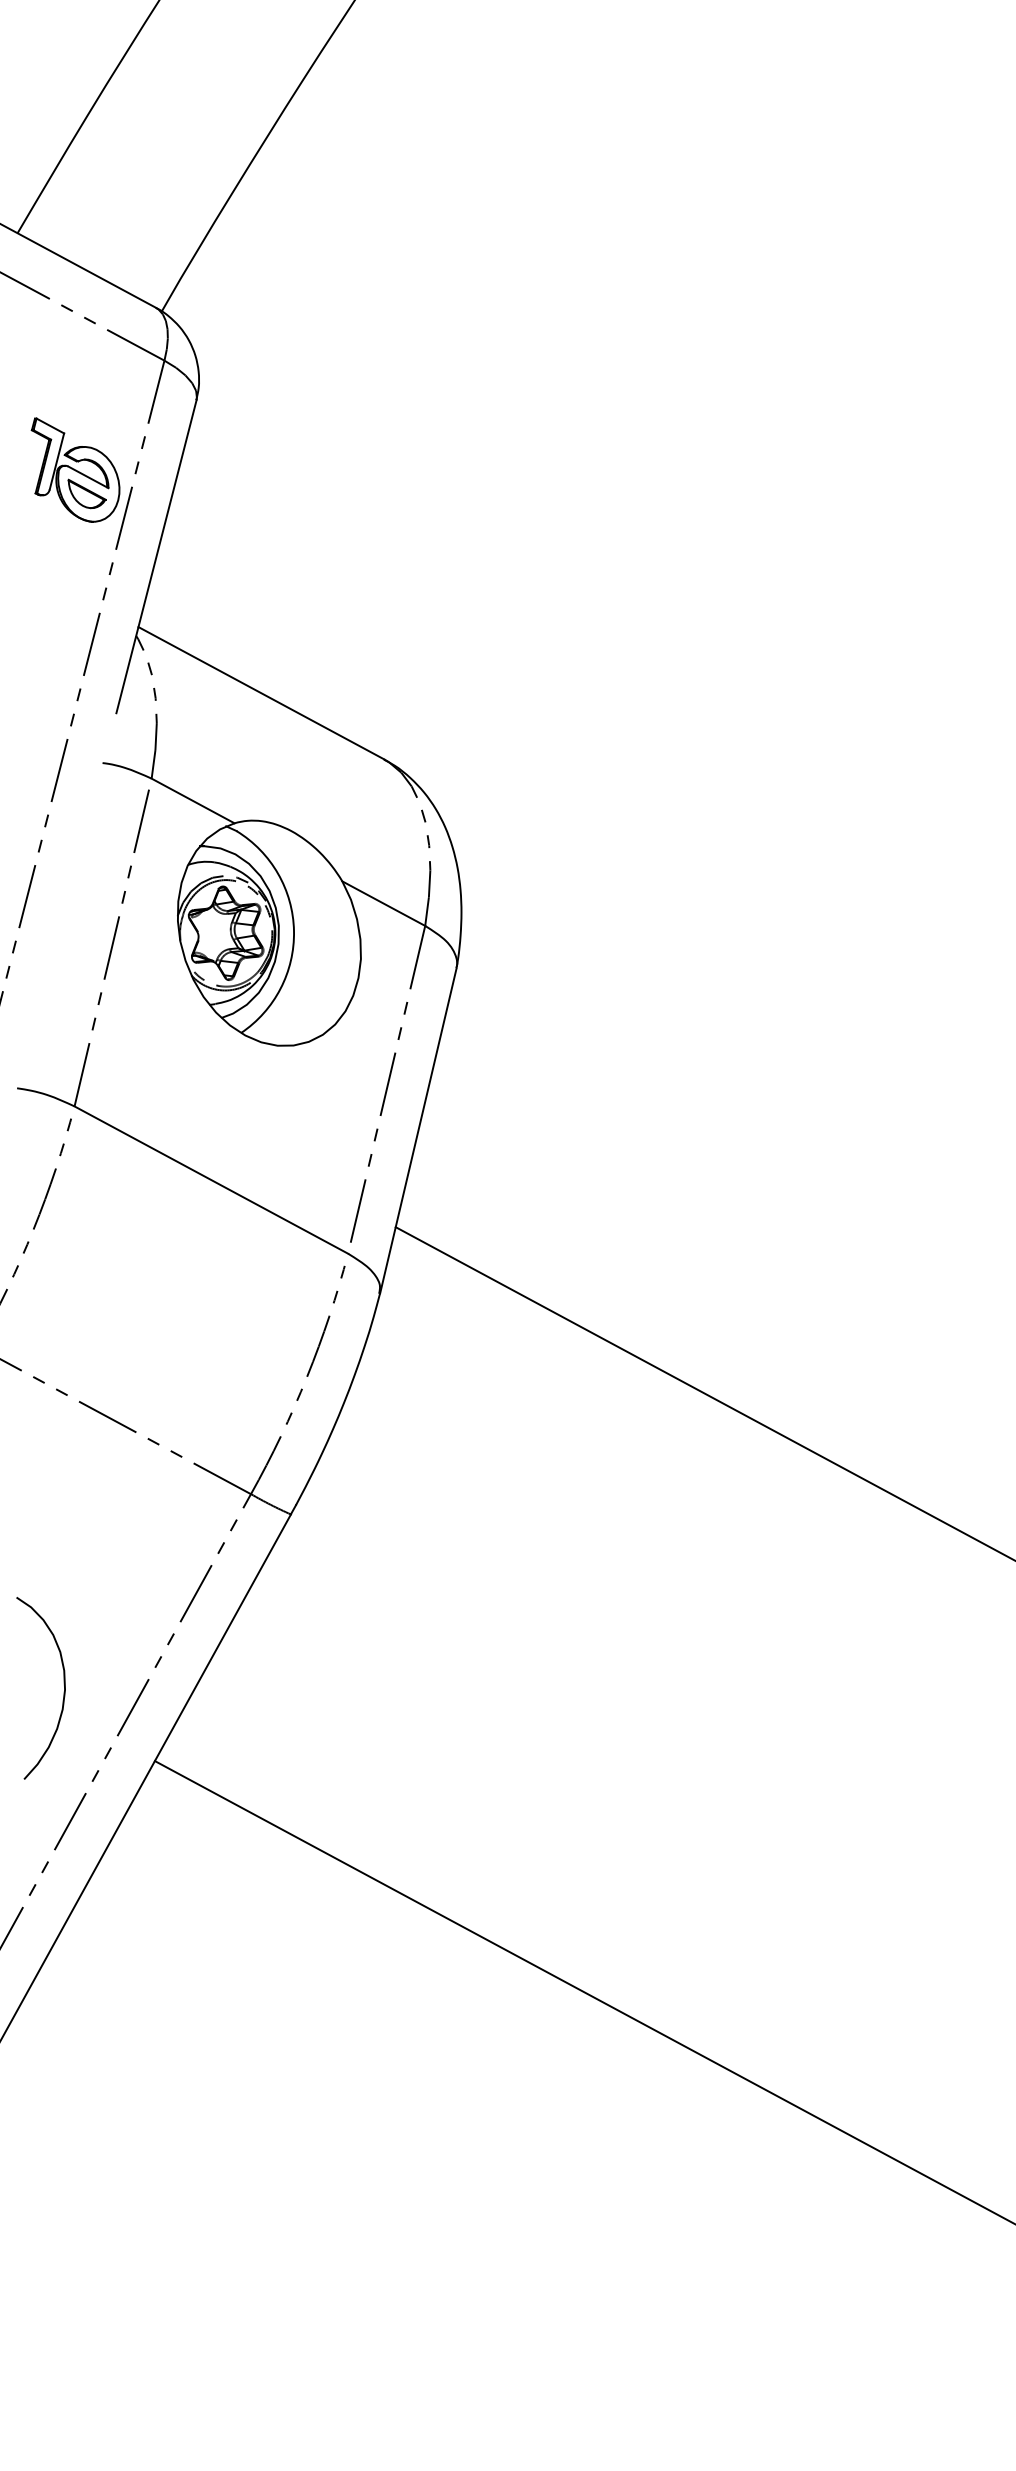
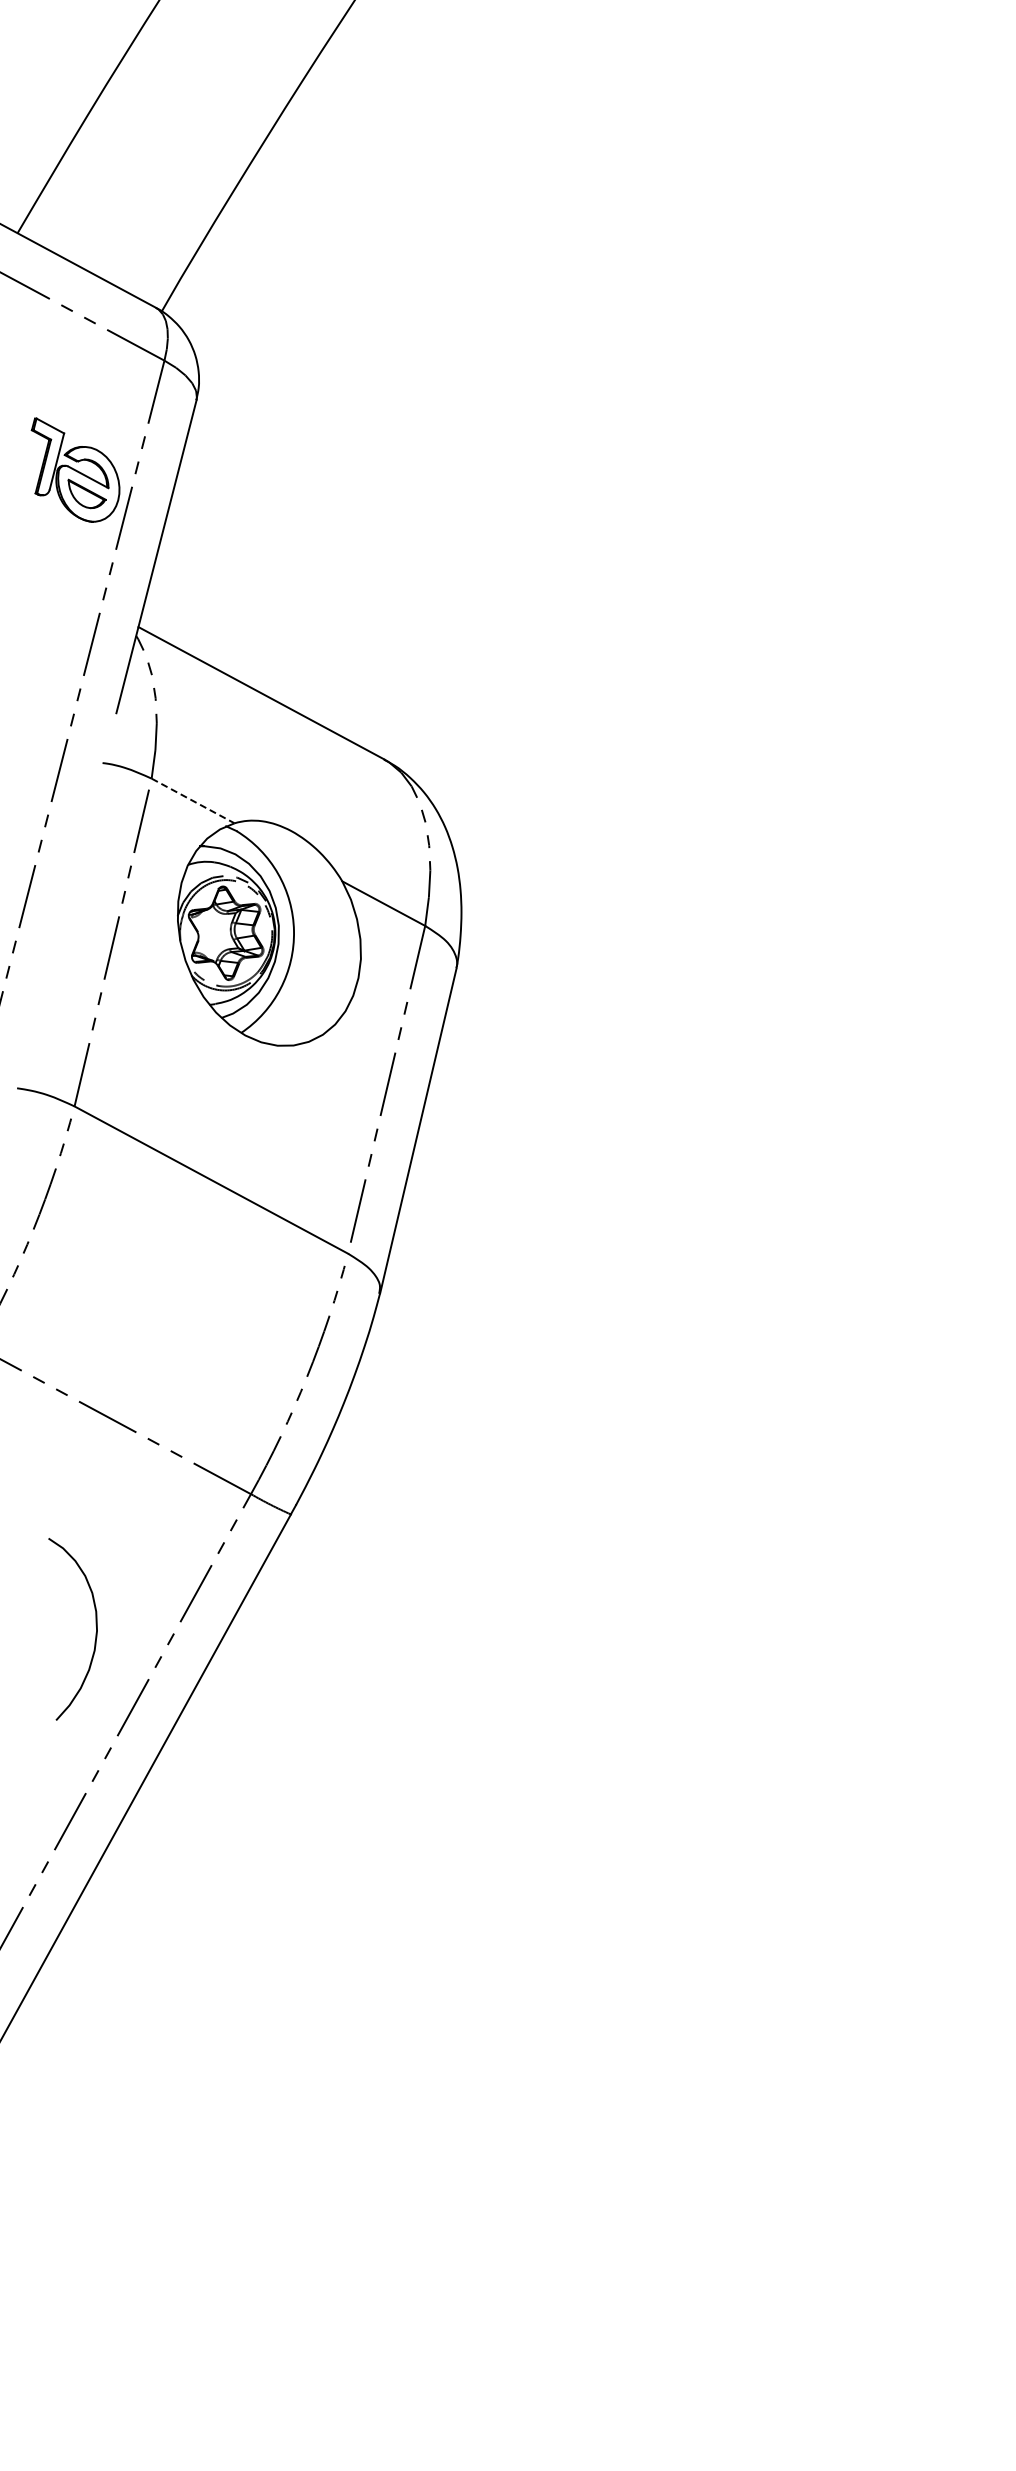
line: solid -> dashed (193, 801)
line: present -> none (703, 1393)
curve position: (63, 1684) -> (95, 1625) (95, 1625)
line: present -> none (583, 1991)
